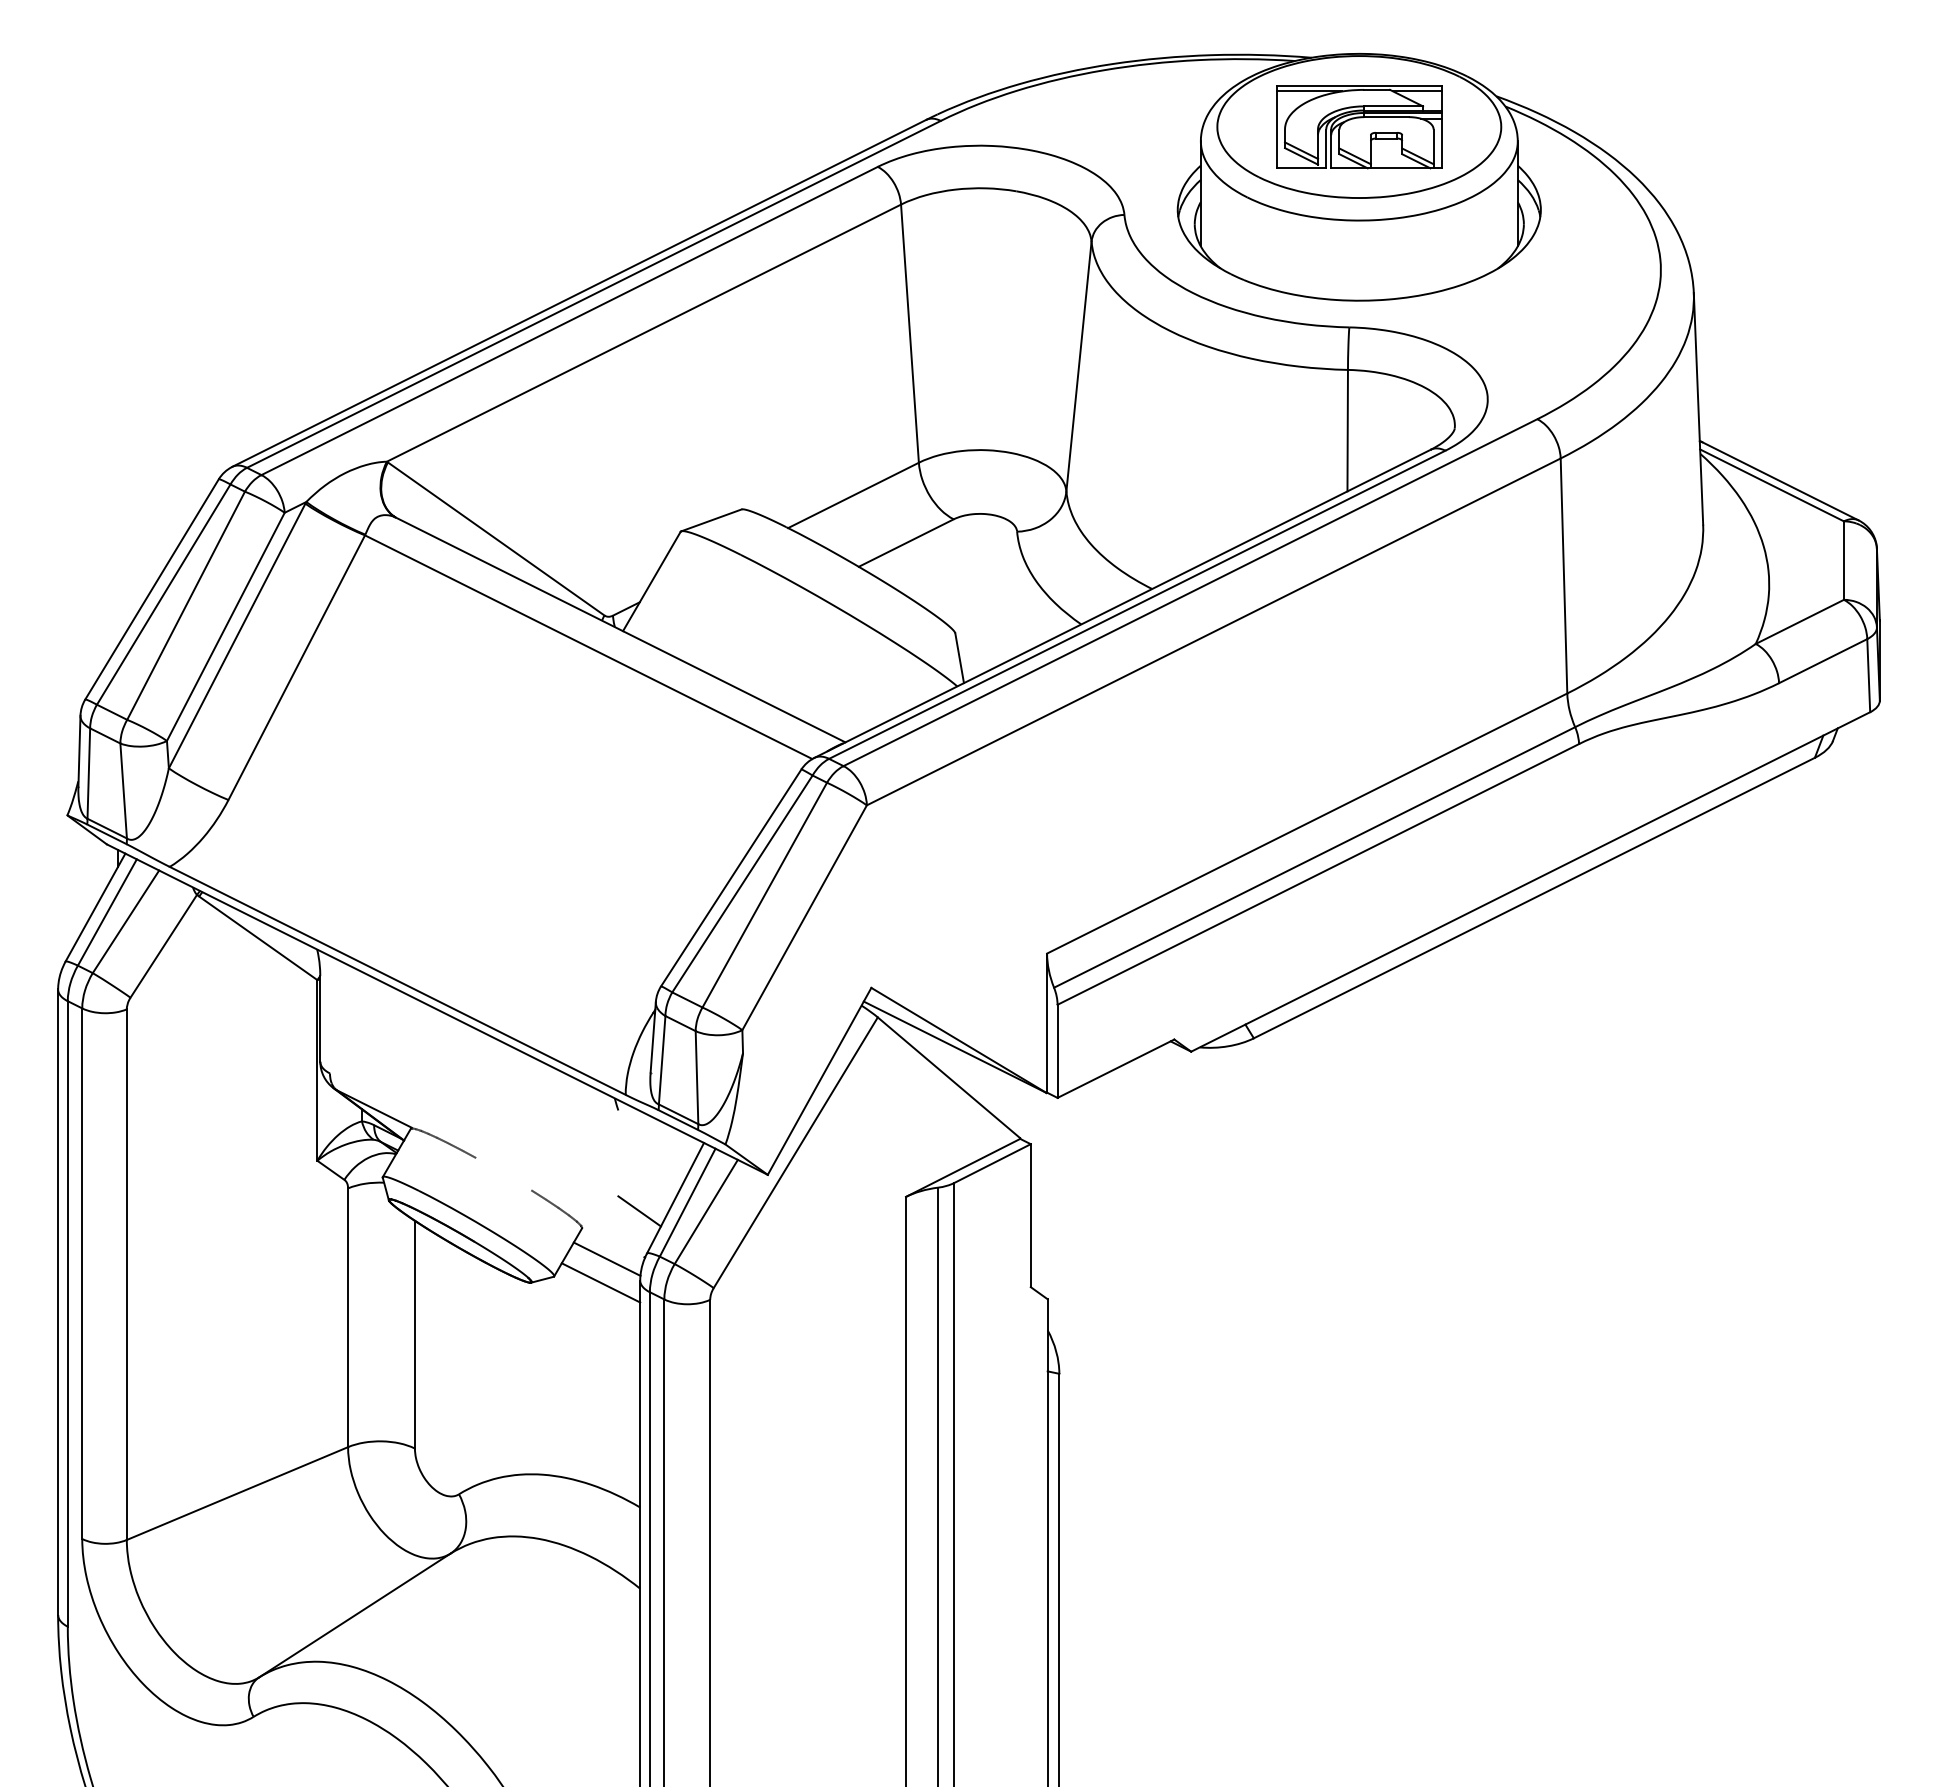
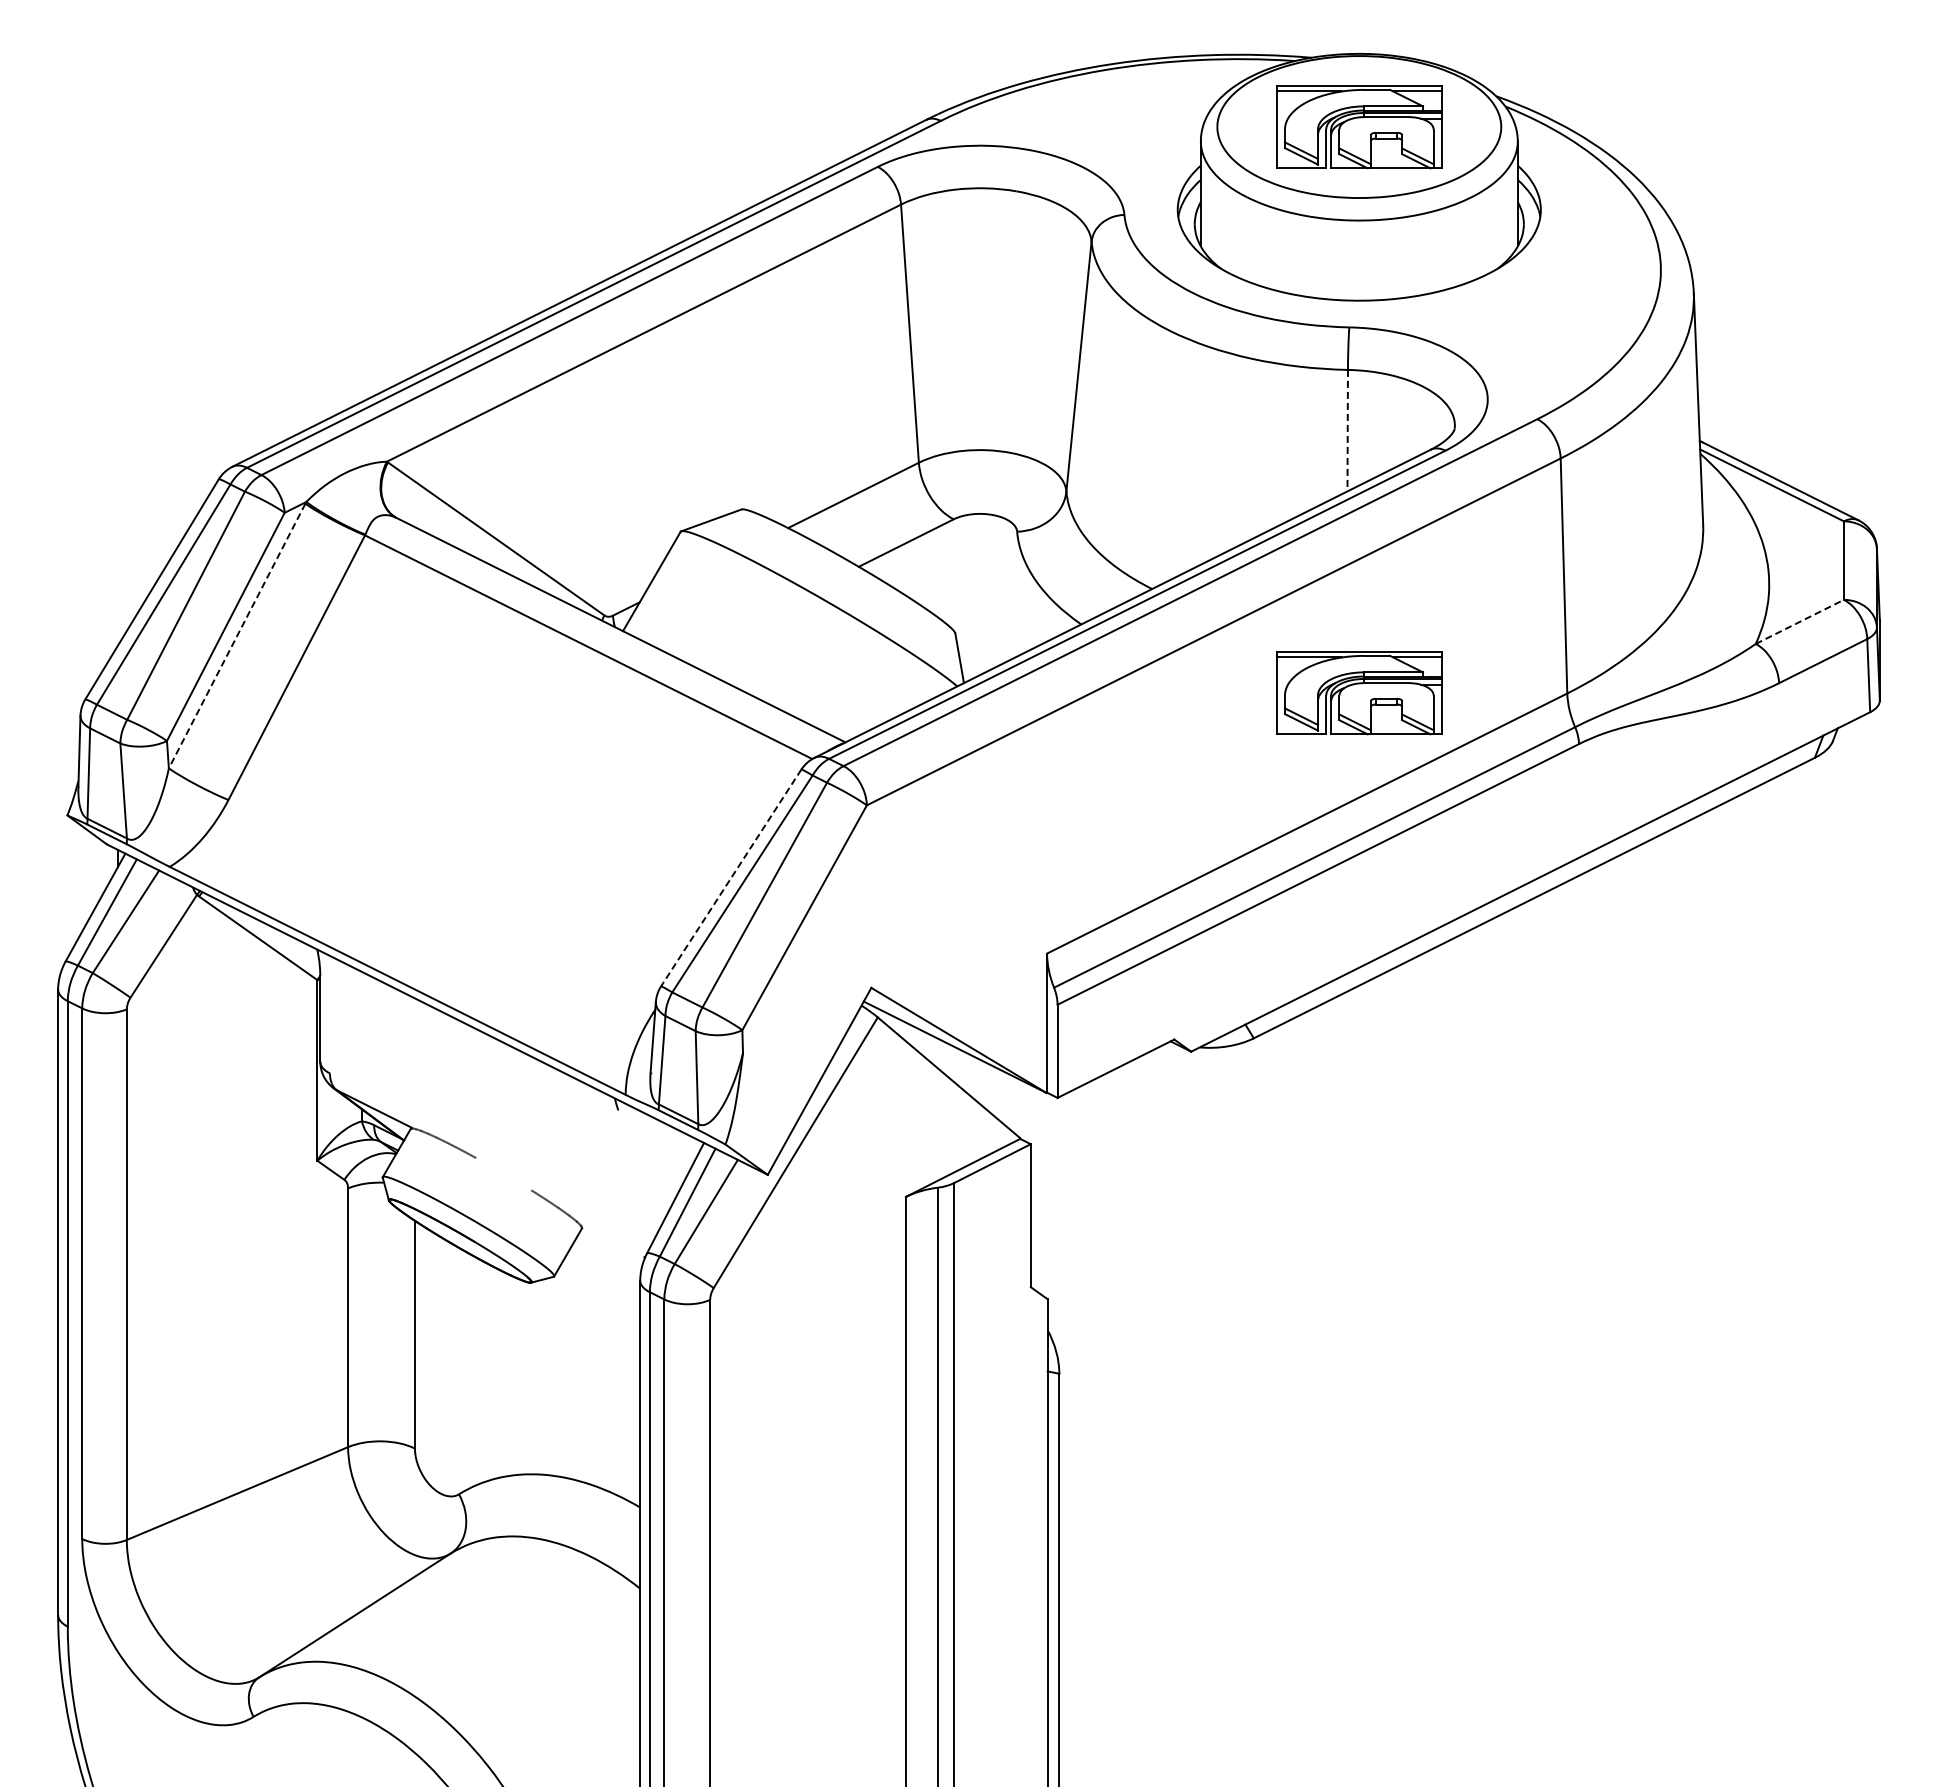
line: solid -> dashed (1347, 430)
line: solid -> dashed (1800, 621)
line: solid -> dashed (237, 636)
part: none -> present (1359, 693)
line: solid -> dashed (730, 878)
line: present -> none (639, 1211)
line: present -> none (606, 1258)
line: present -> none (600, 1282)
